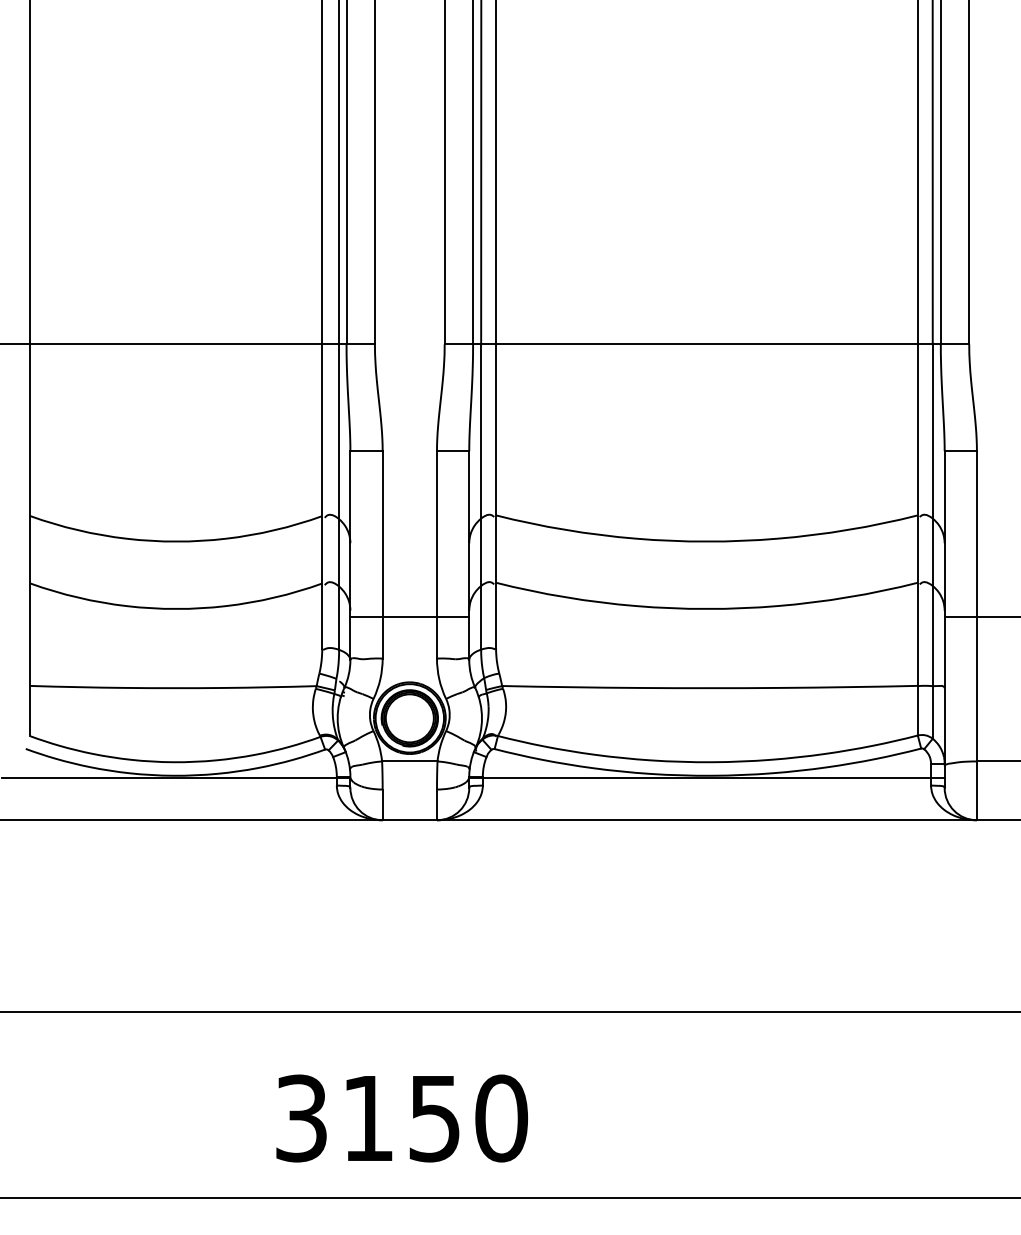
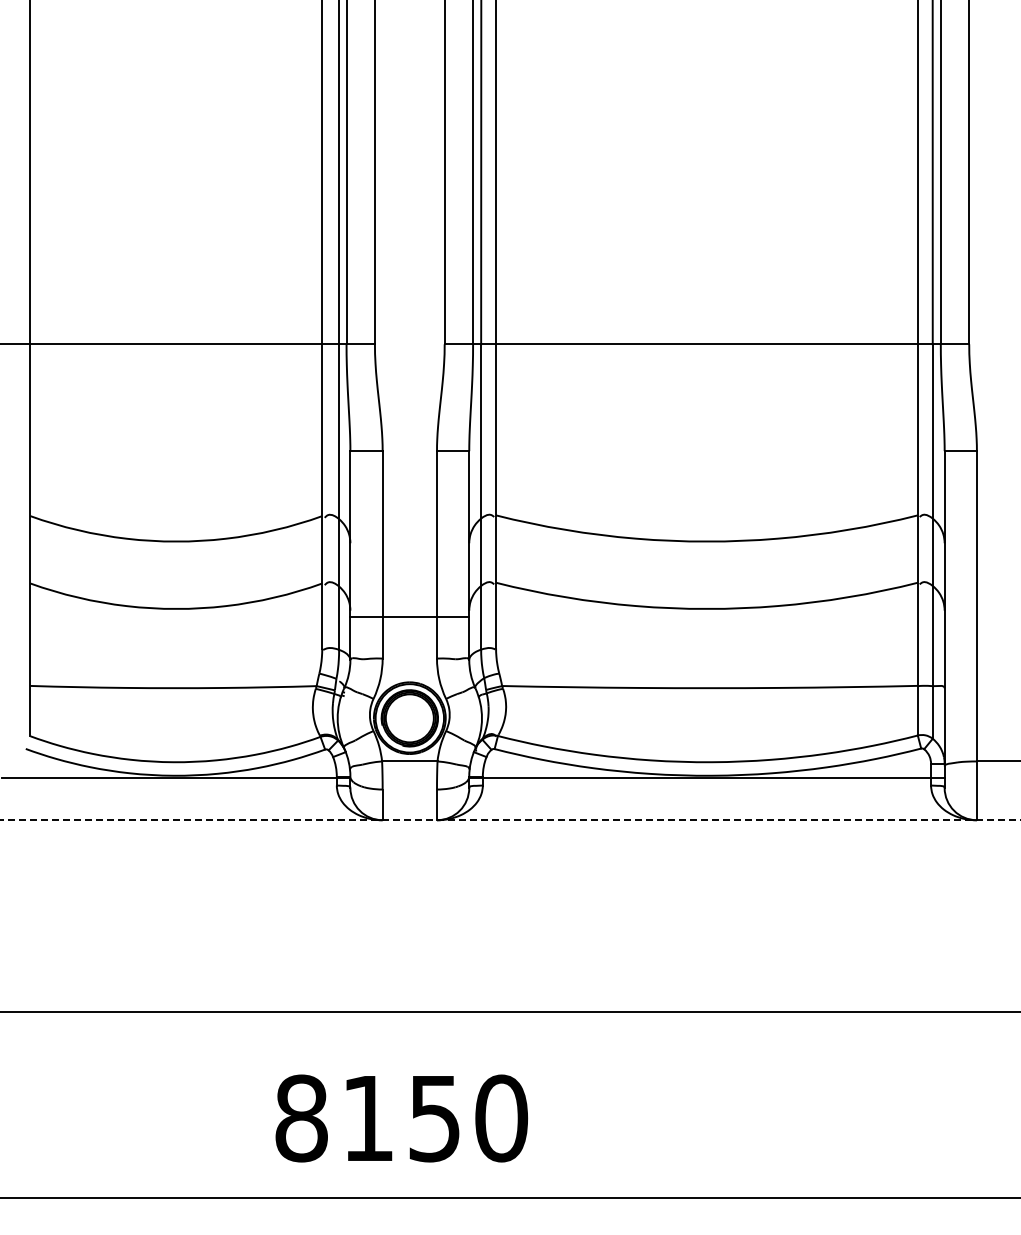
line: present -> none (980, 616)
line: solid -> dashed (510, 820)
text: 3150 -> 8150 (301, 1118)
